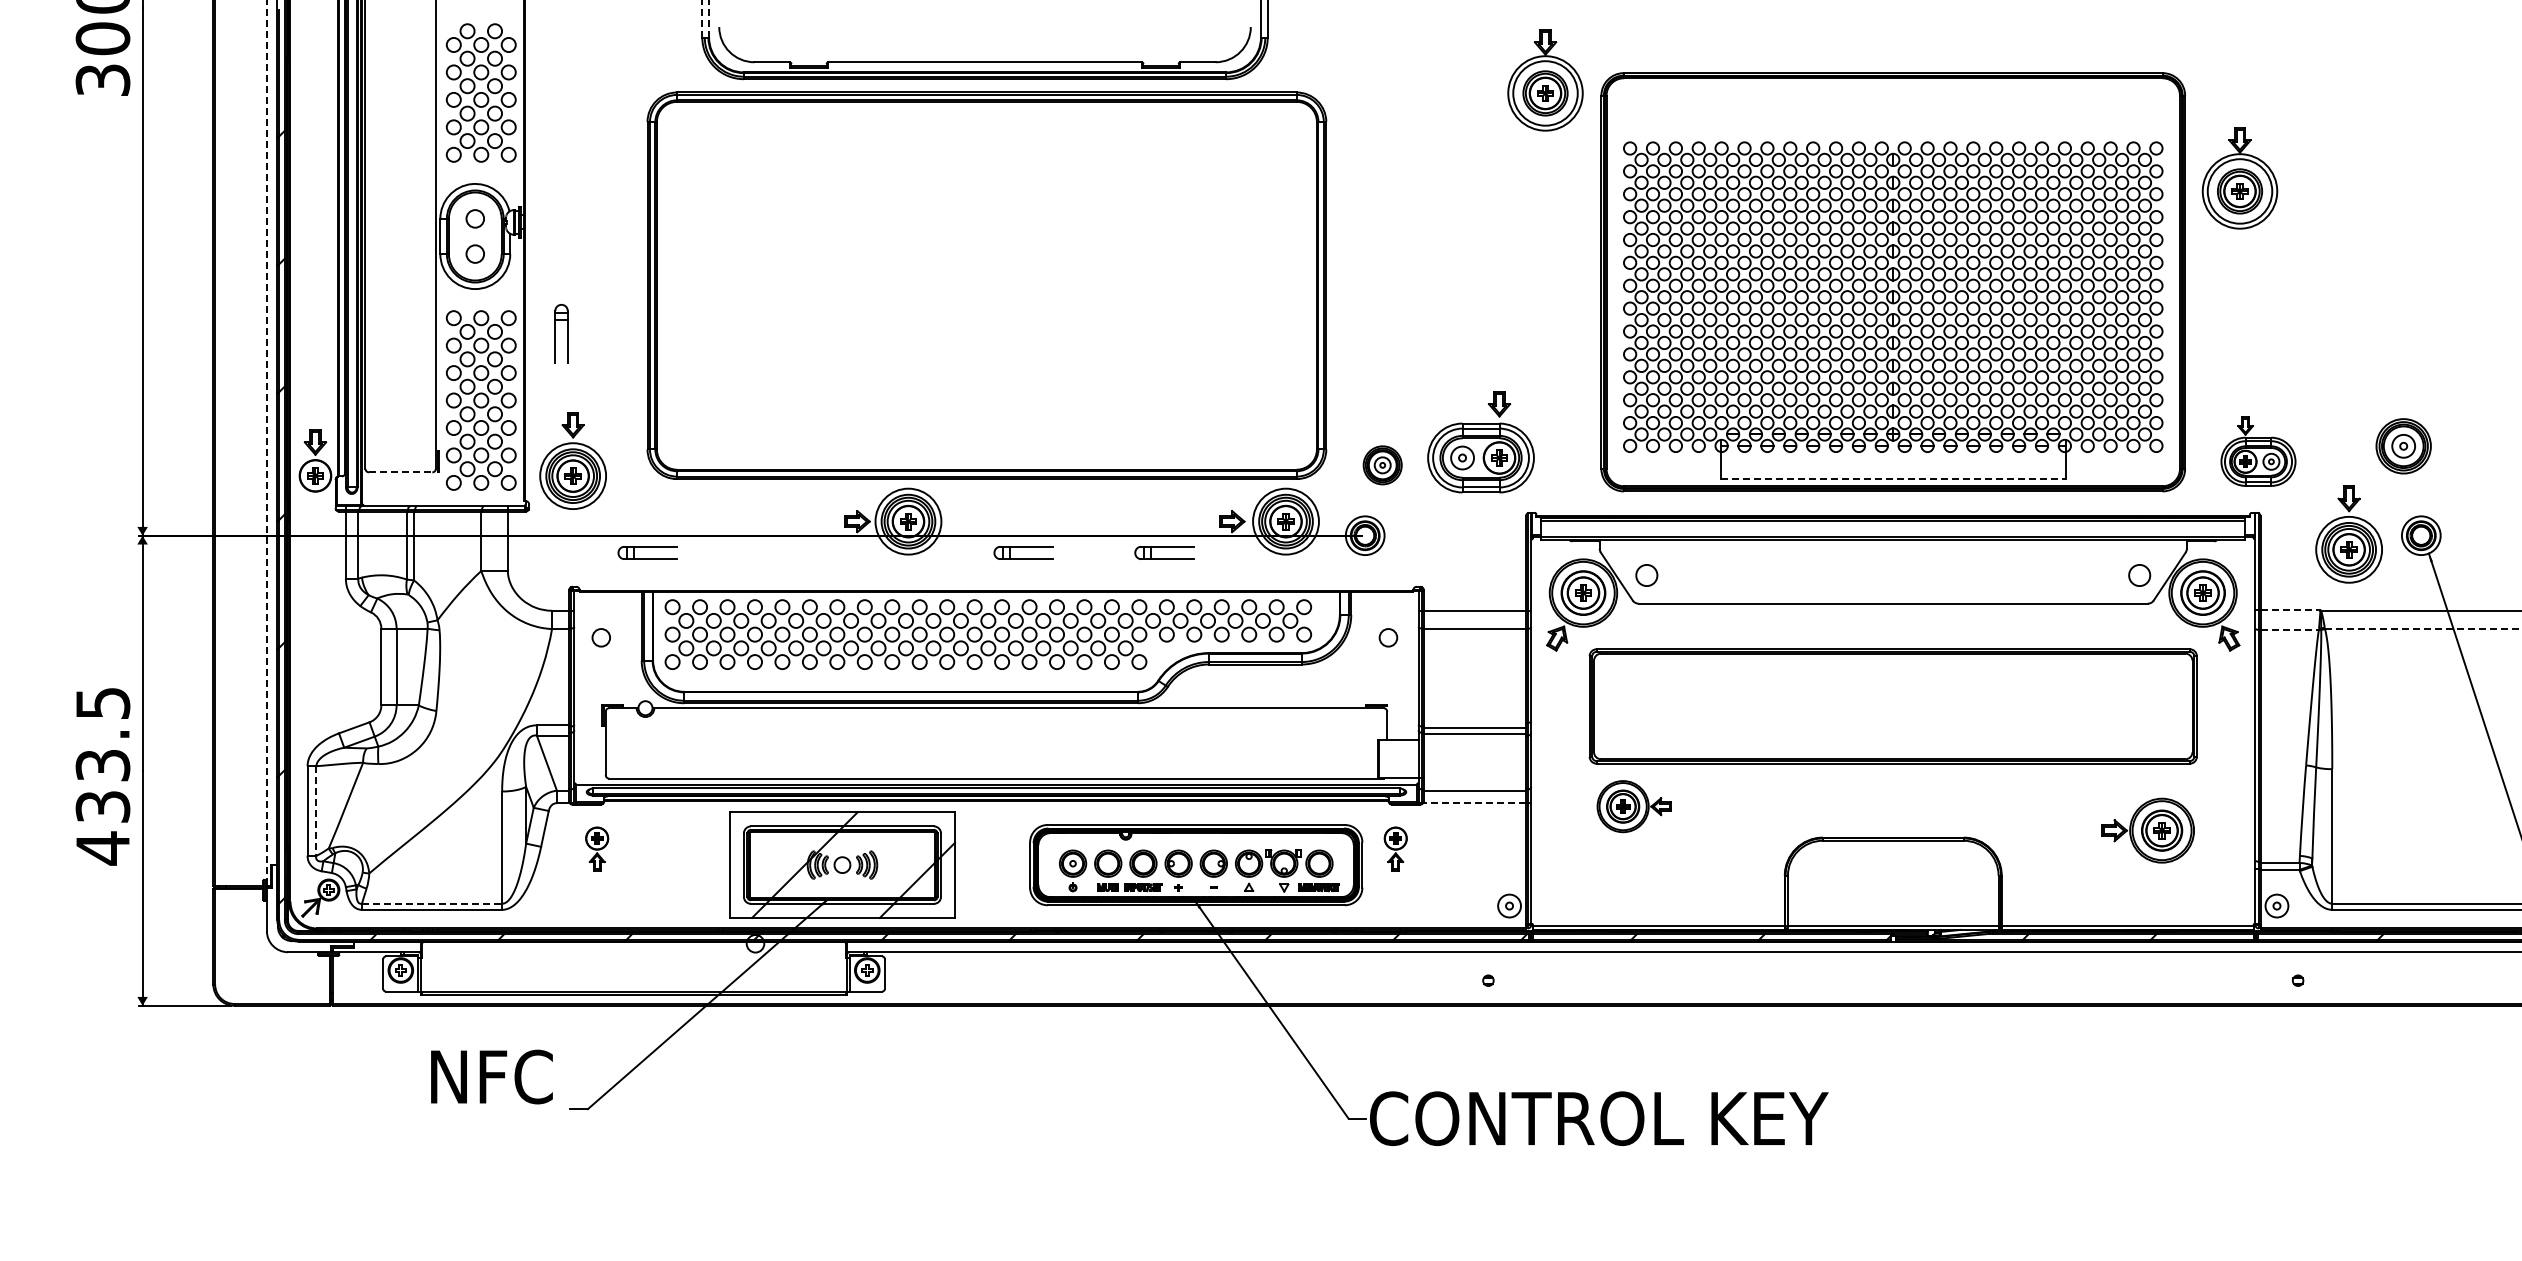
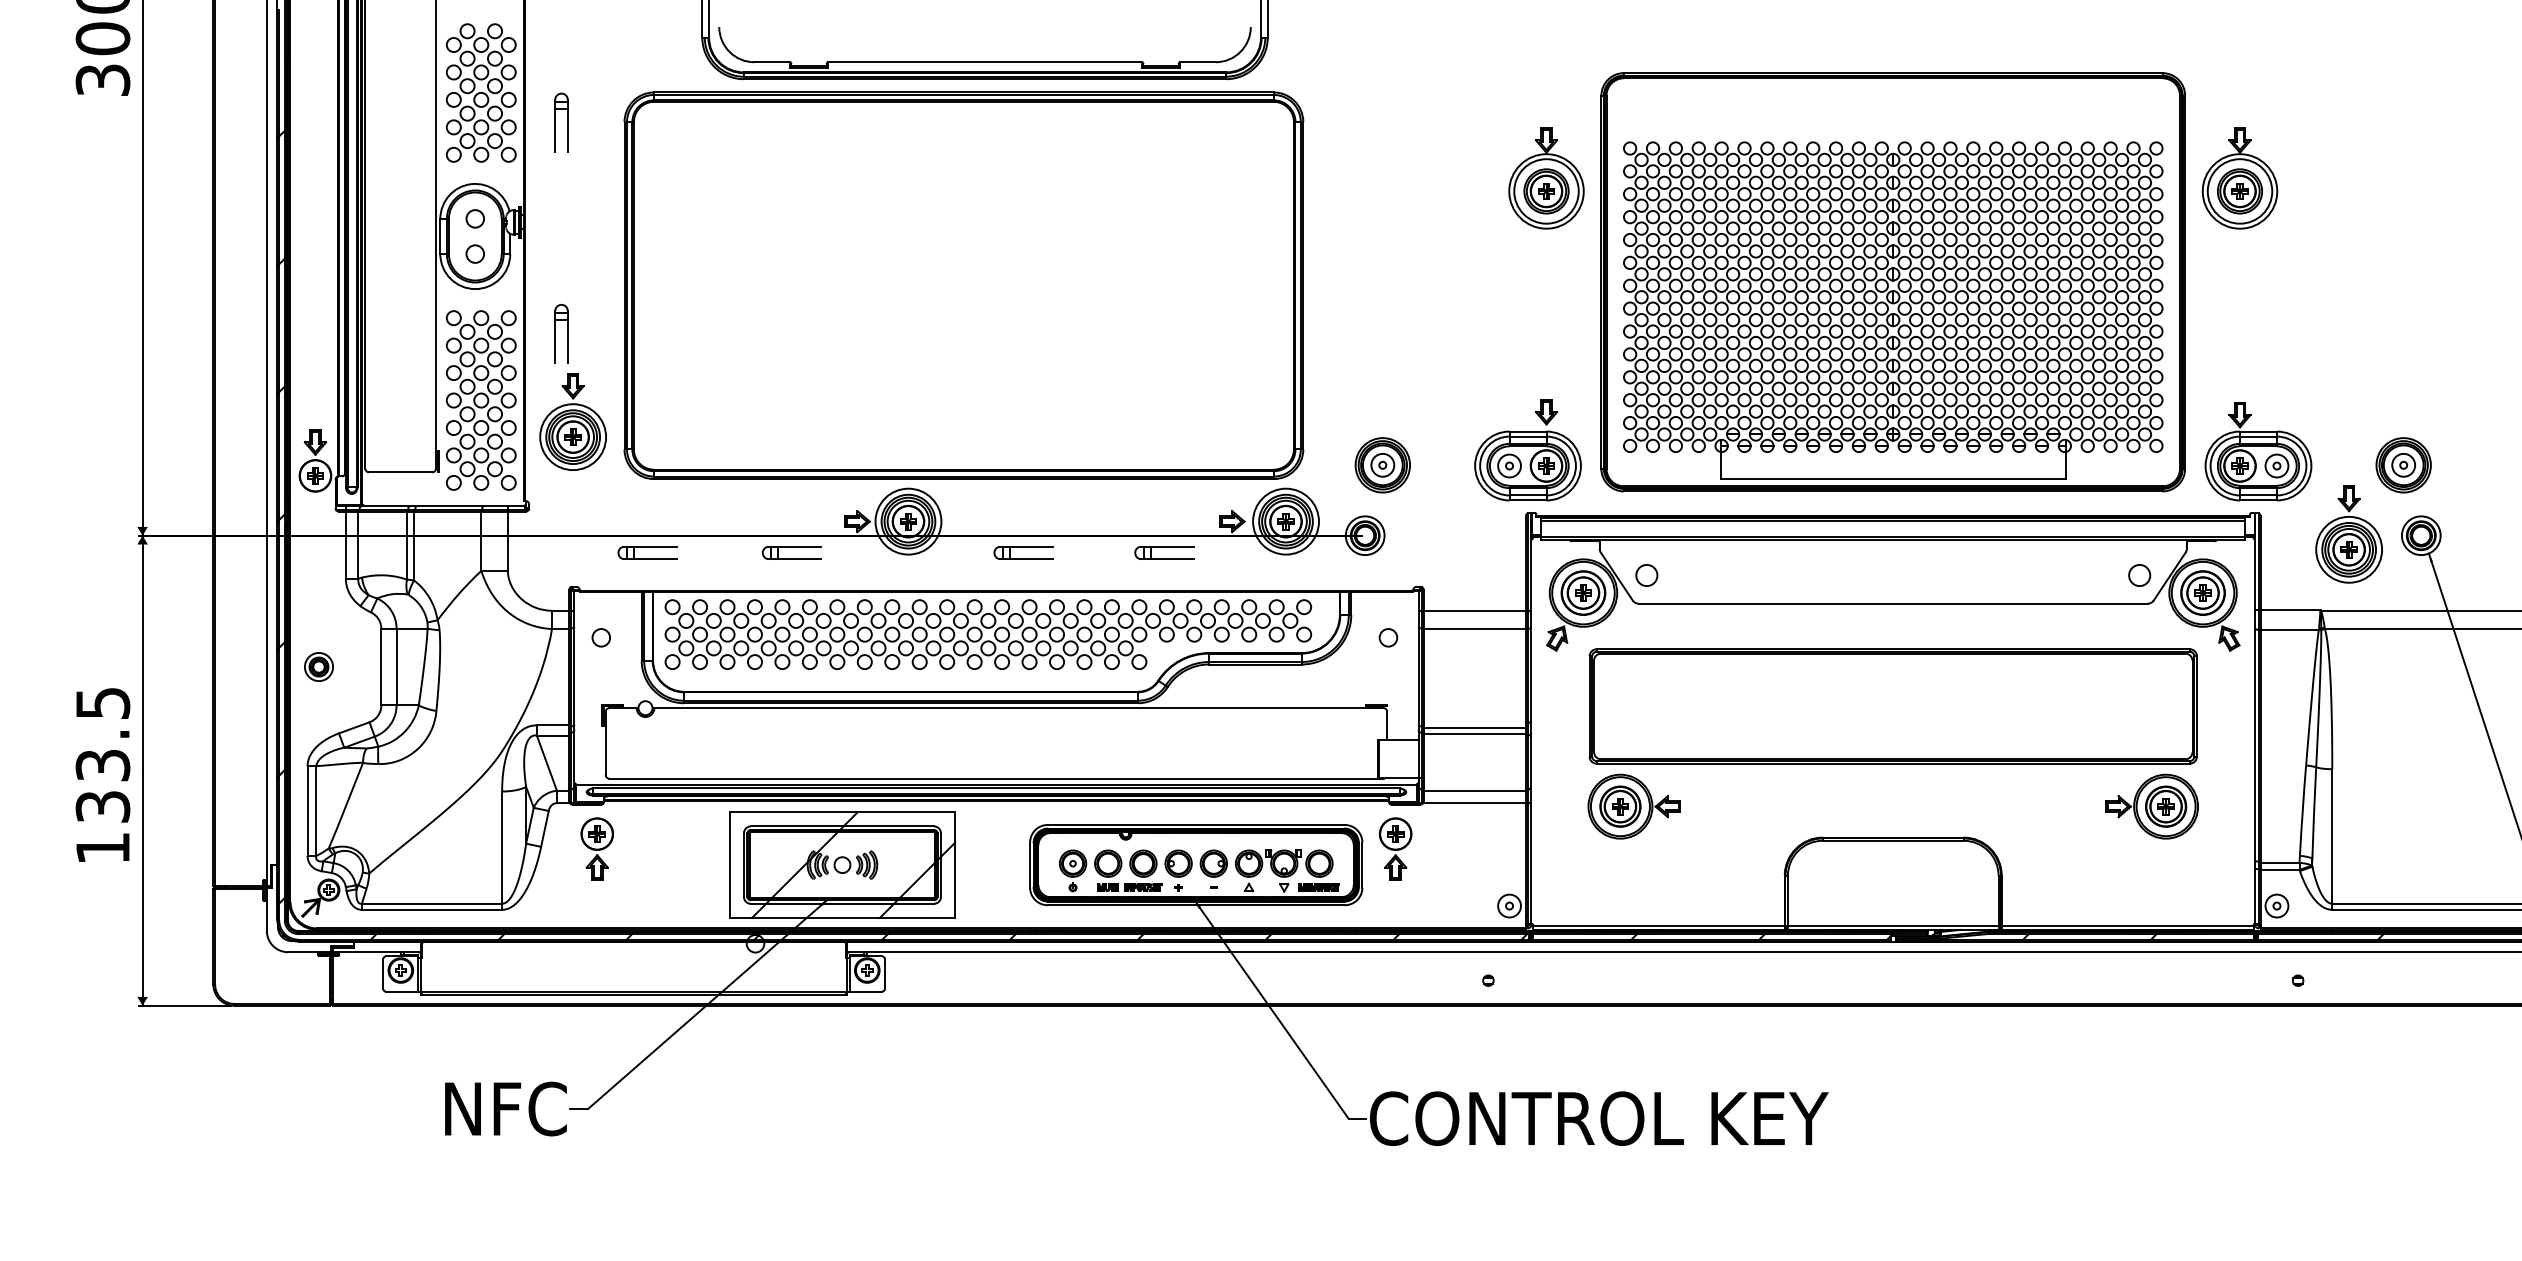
line: dashed -> solid (702, 18)
line: dashed -> solid (709, 18)
part position: (1545, 80) -> (1546, 178) (1546, 178)
part: none -> present (561, 122)
part position: (986, 285) -> (963, 285) (963, 285)
part position: (1480, 442) -> (1527, 450) (1527, 450)
line: dashed -> solid (266, 443)
part position: (2403, 446) -> (2403, 465) (2403, 465)
part size: 77x71 px -> 109x100 px (2258, 451)
part position: (572, 460) -> (572, 421) (572, 421)
part size: 41x41 px -> 57x57 px (1382, 465)
line: dashed -> solid (400, 472)
line: dashed -> solid (1893, 478)
part: none -> present (791, 552)
line: dashed -> solid (2291, 610)
line: dashed -> solid (2290, 629)
line: dashed -> solid (2423, 629)
part: none -> present (318, 666)
line: dashed -> solid (1474, 803)
part size: 76x54 px -> 94x67 px (1633, 806)
line: dashed -> solid (316, 810)
part position: (2147, 830) -> (2151, 806) (2151, 806)
text: 433.5 -> 133.5 (102, 848)
part size: 25x46 px -> 34x64 px (596, 848)
part size: 25x46 px -> 34x64 px (1395, 848)
line: dashed -> solid (432, 903)
text position: (491, 1076) -> (505, 1108) (505, 1108)
